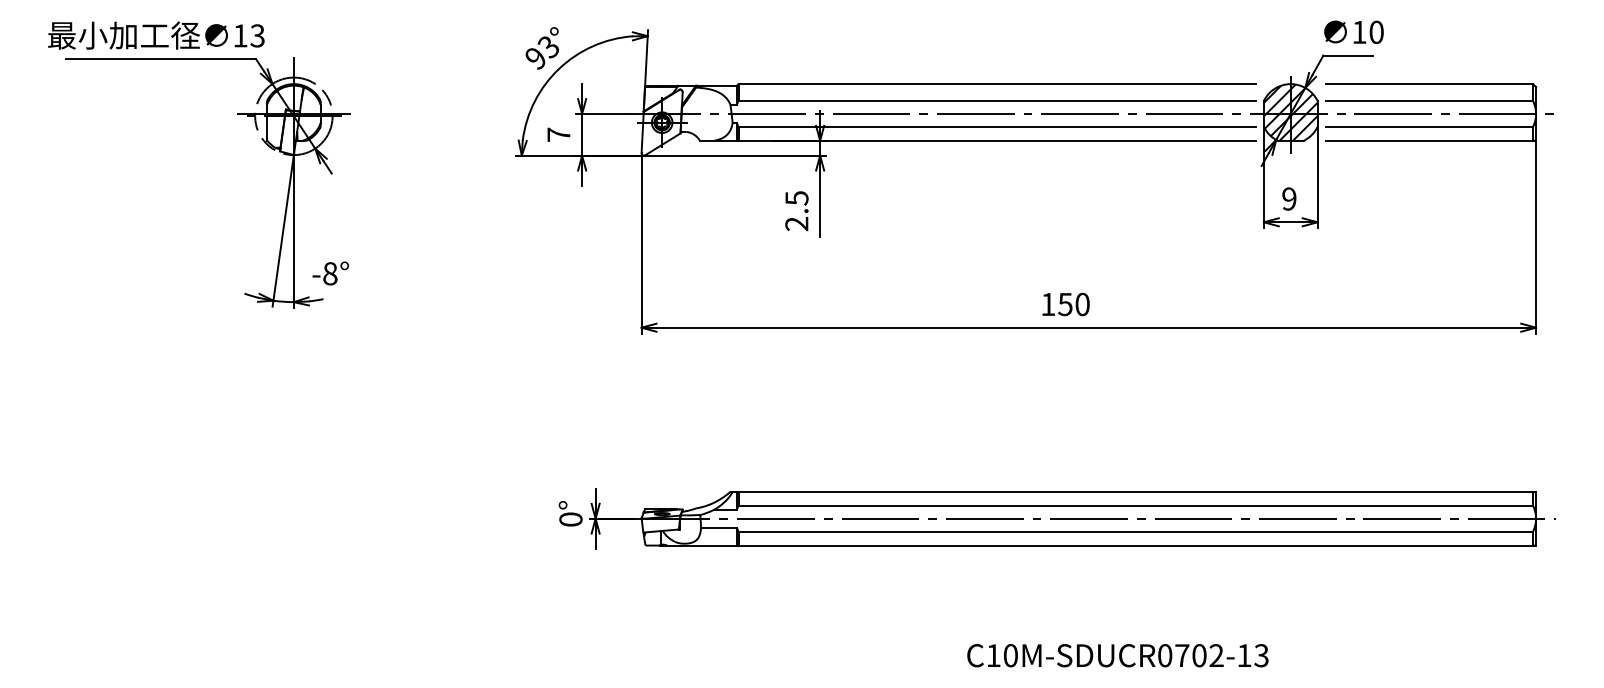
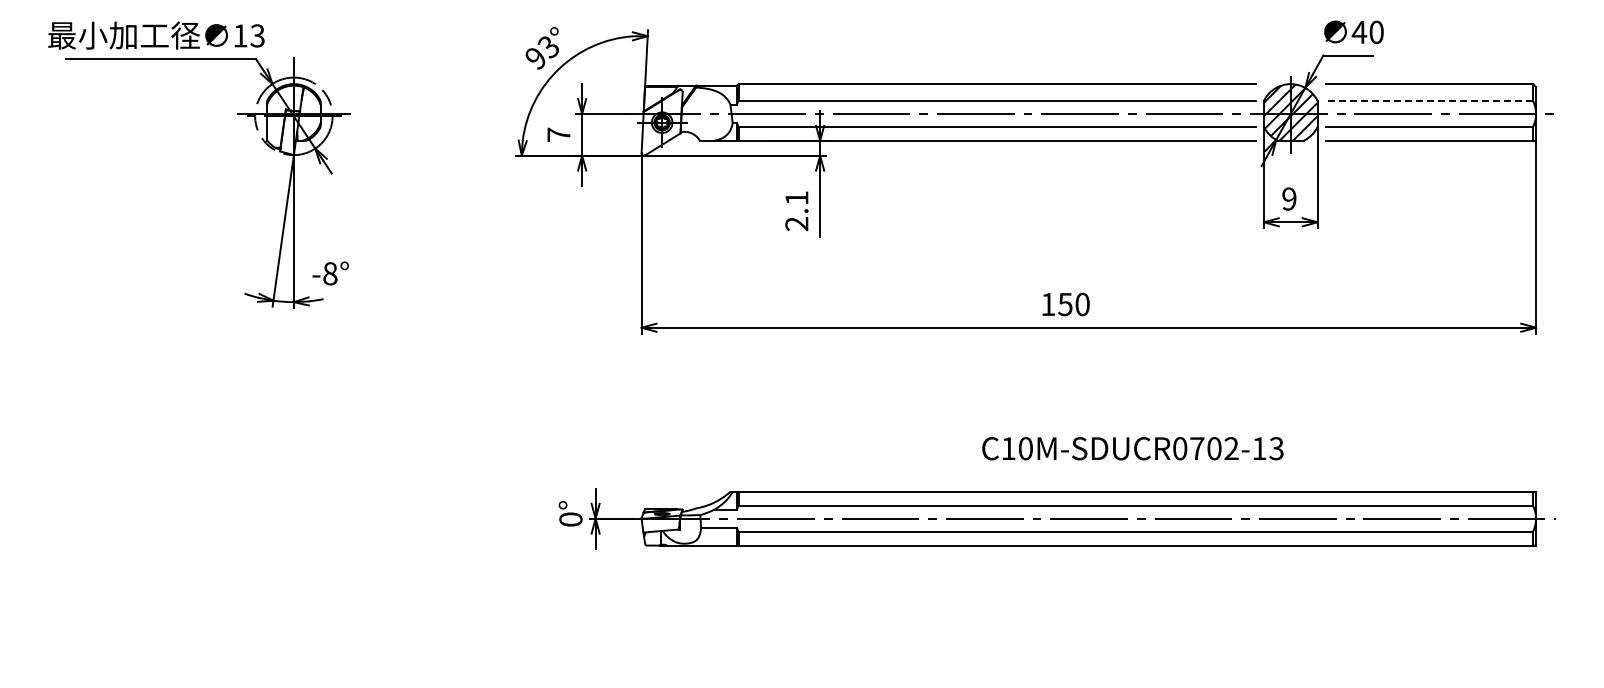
text: 10 -> 40 (1359, 32)
line: solid -> dashed (1429, 100)
text: 2.5 -> 2.1 (796, 198)
text position: (1117, 655) -> (1132, 448) (1132, 448)
